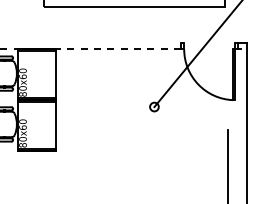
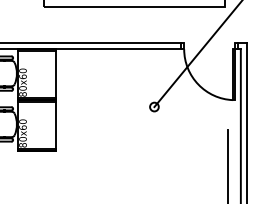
line: none -> present (91, 42)
line: dashed -> solid (90, 49)
line: none -> present (240, 124)
